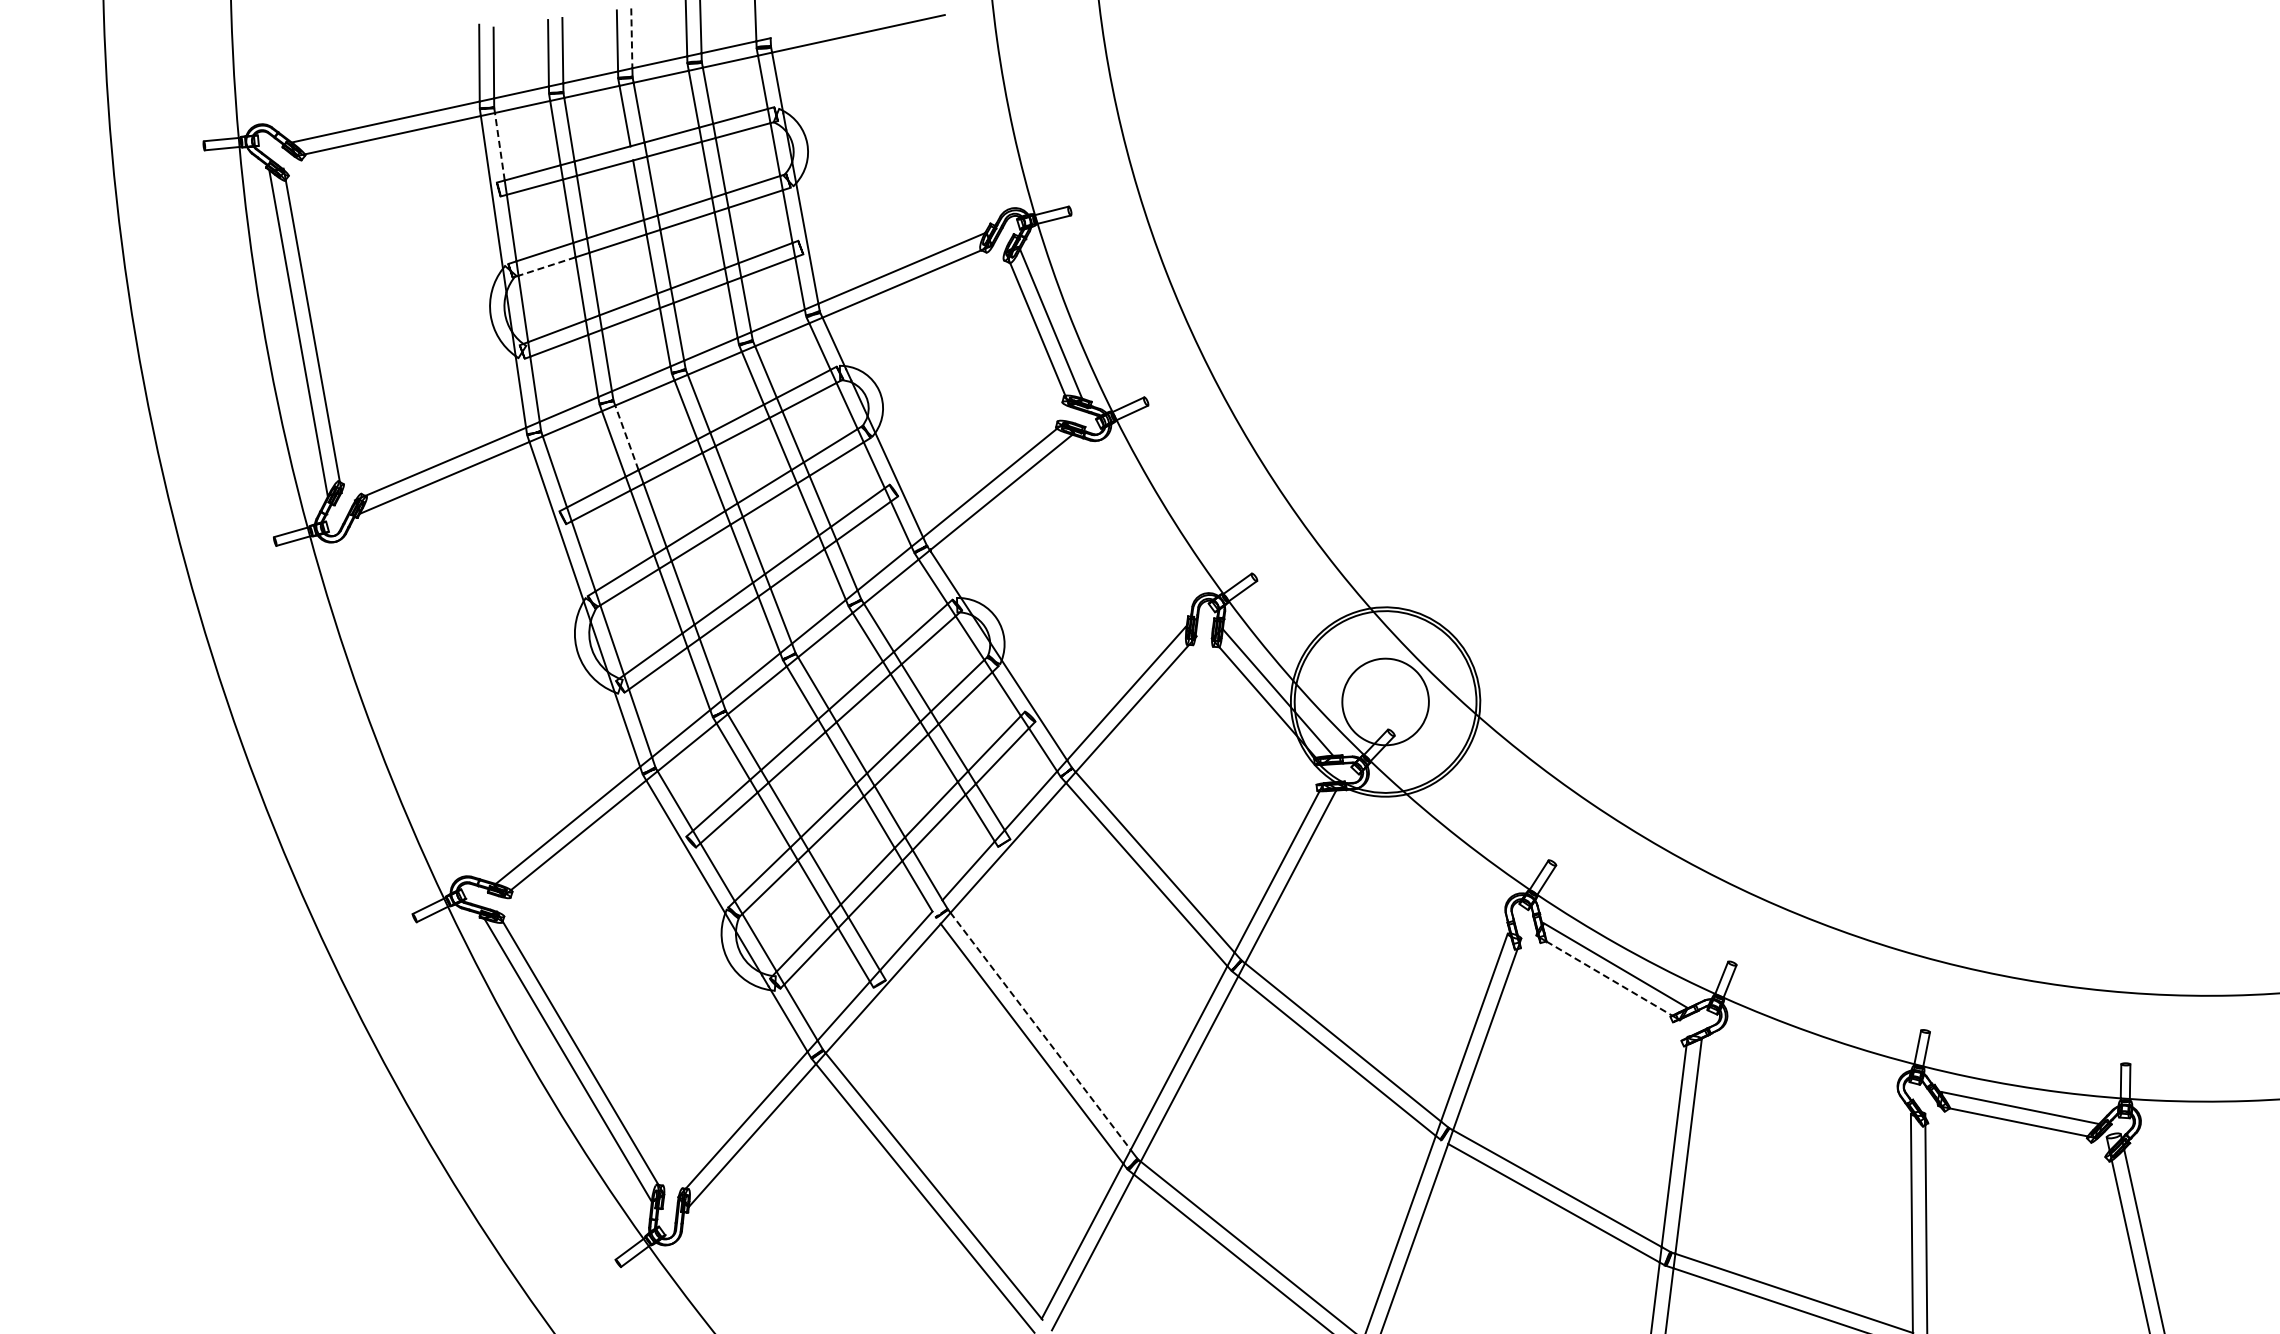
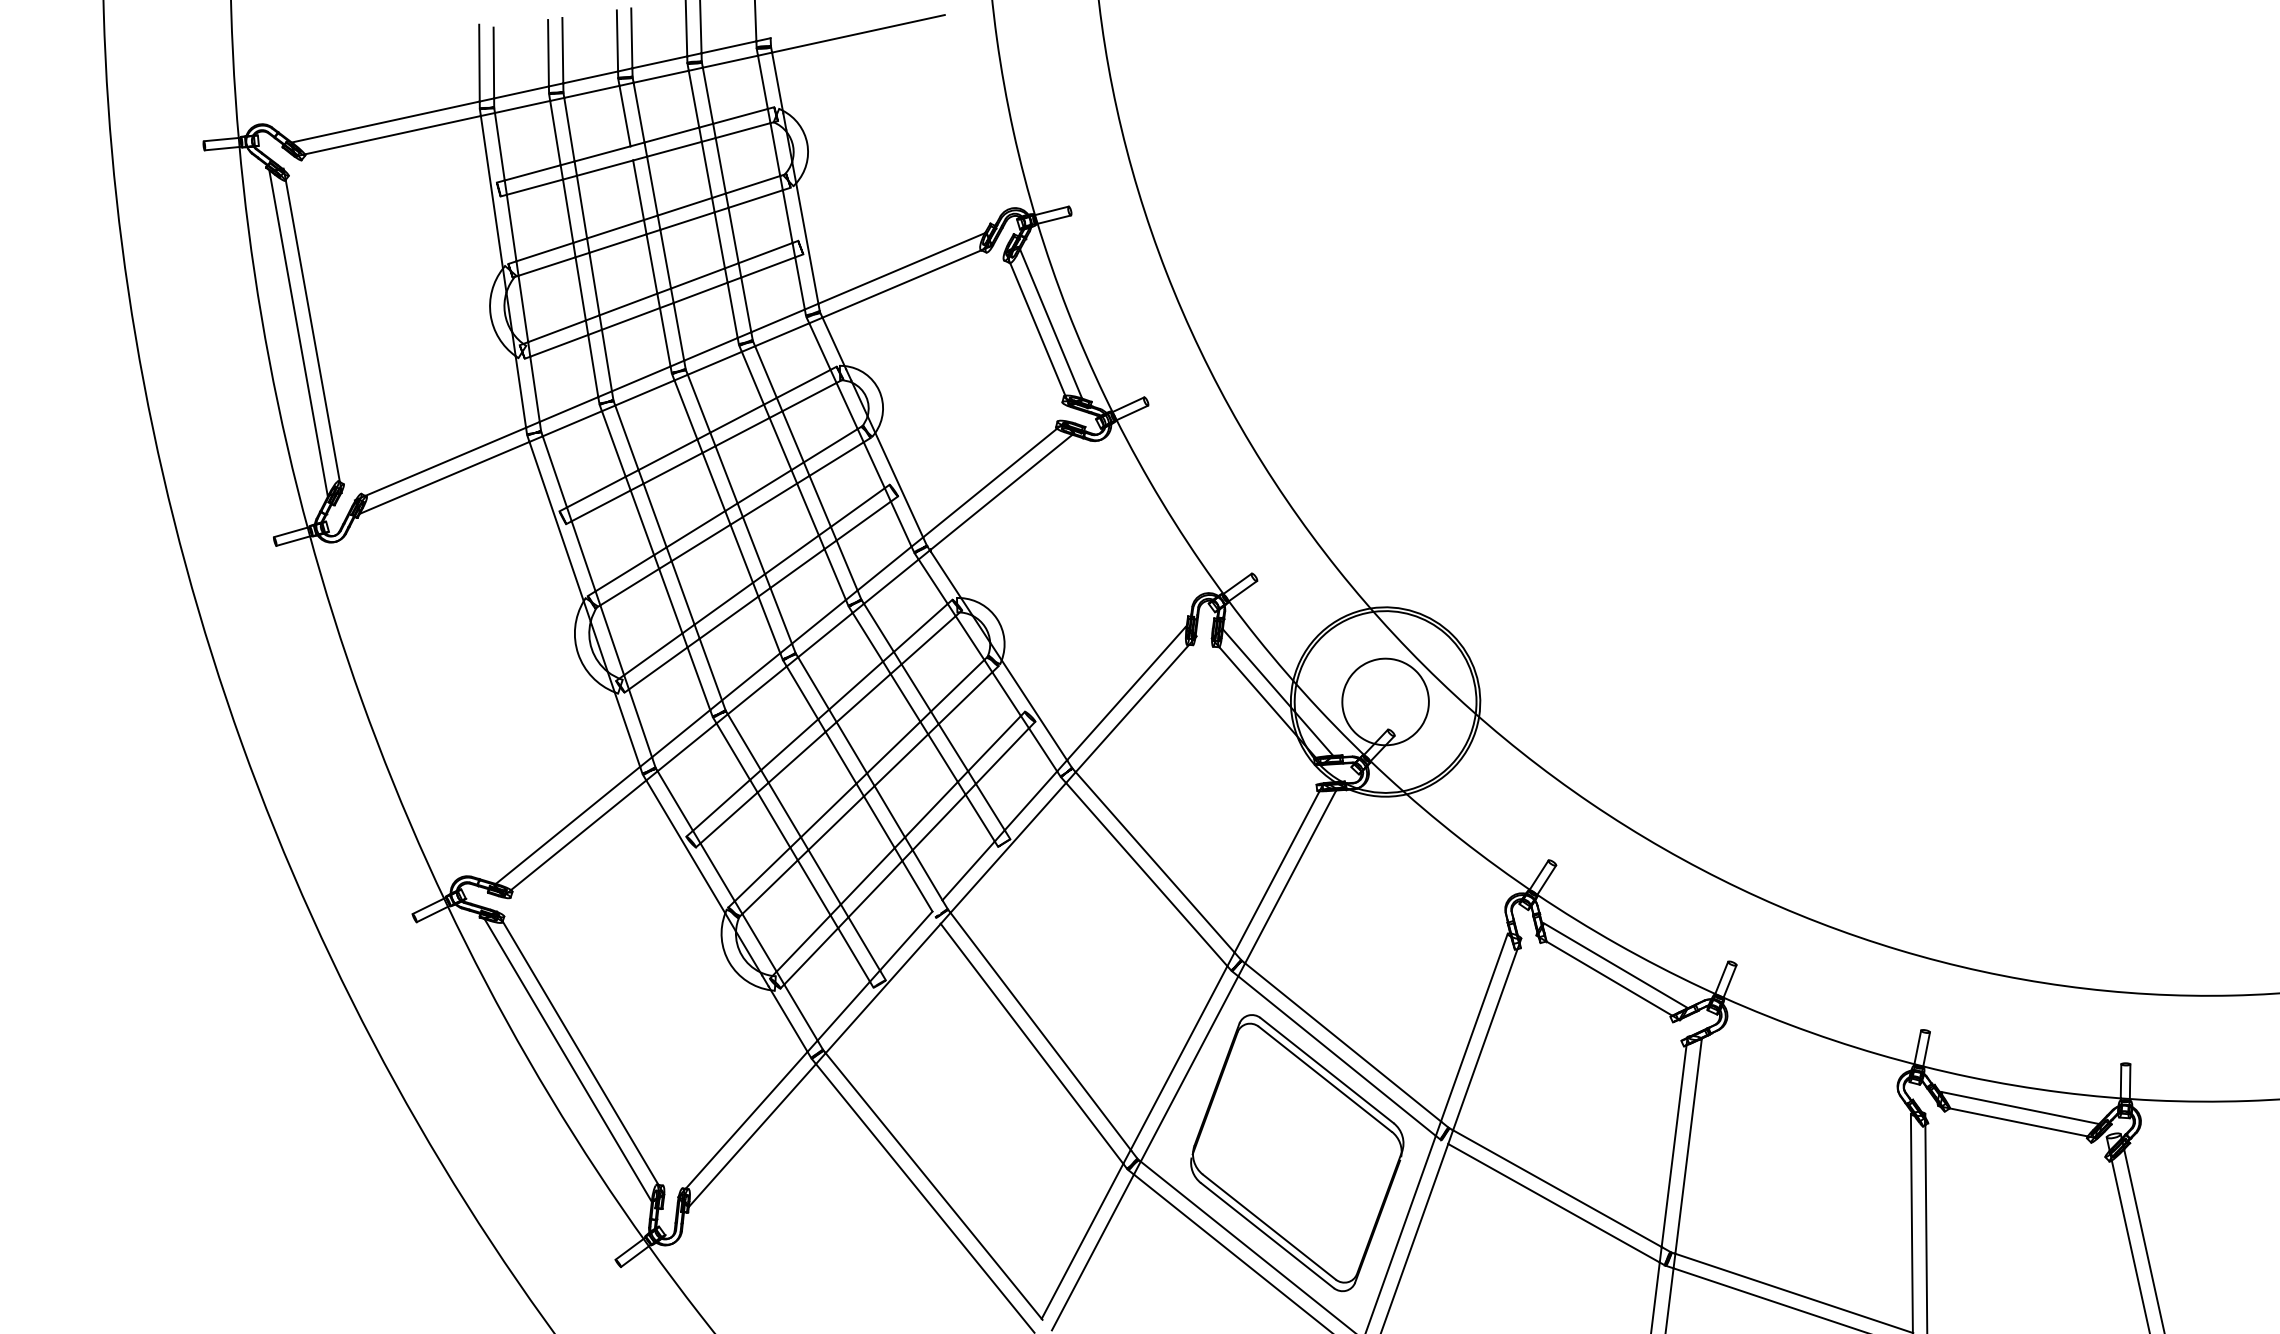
line: dashed -> solid (631, 38)
line: dashed -> solid (499, 146)
line: dashed -> solid (547, 266)
line: dashed -> solid (626, 437)
line: dashed -> solid (1609, 978)
line: dashed -> solid (1040, 1031)
part: none -> present (1297, 1153)
